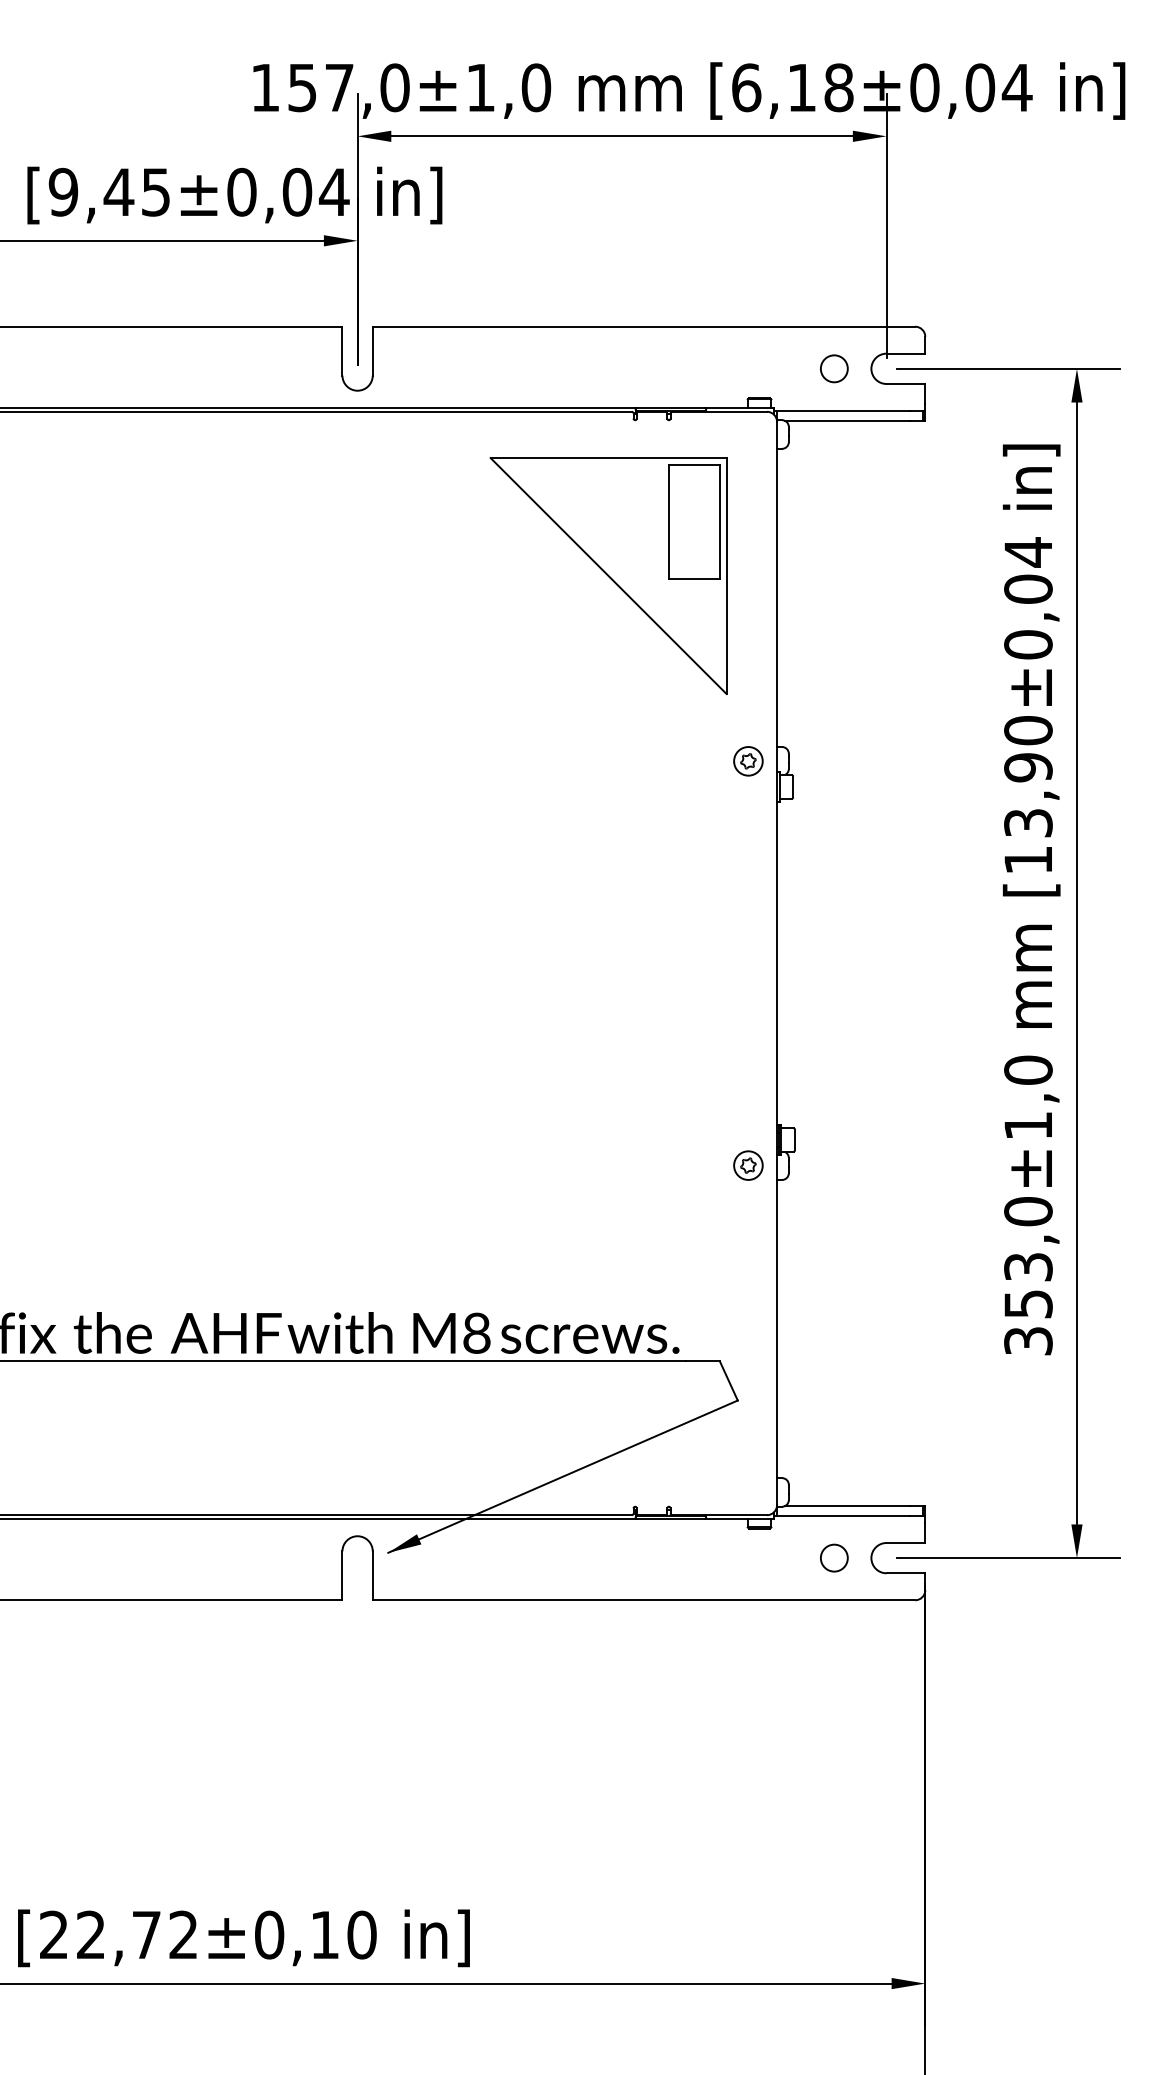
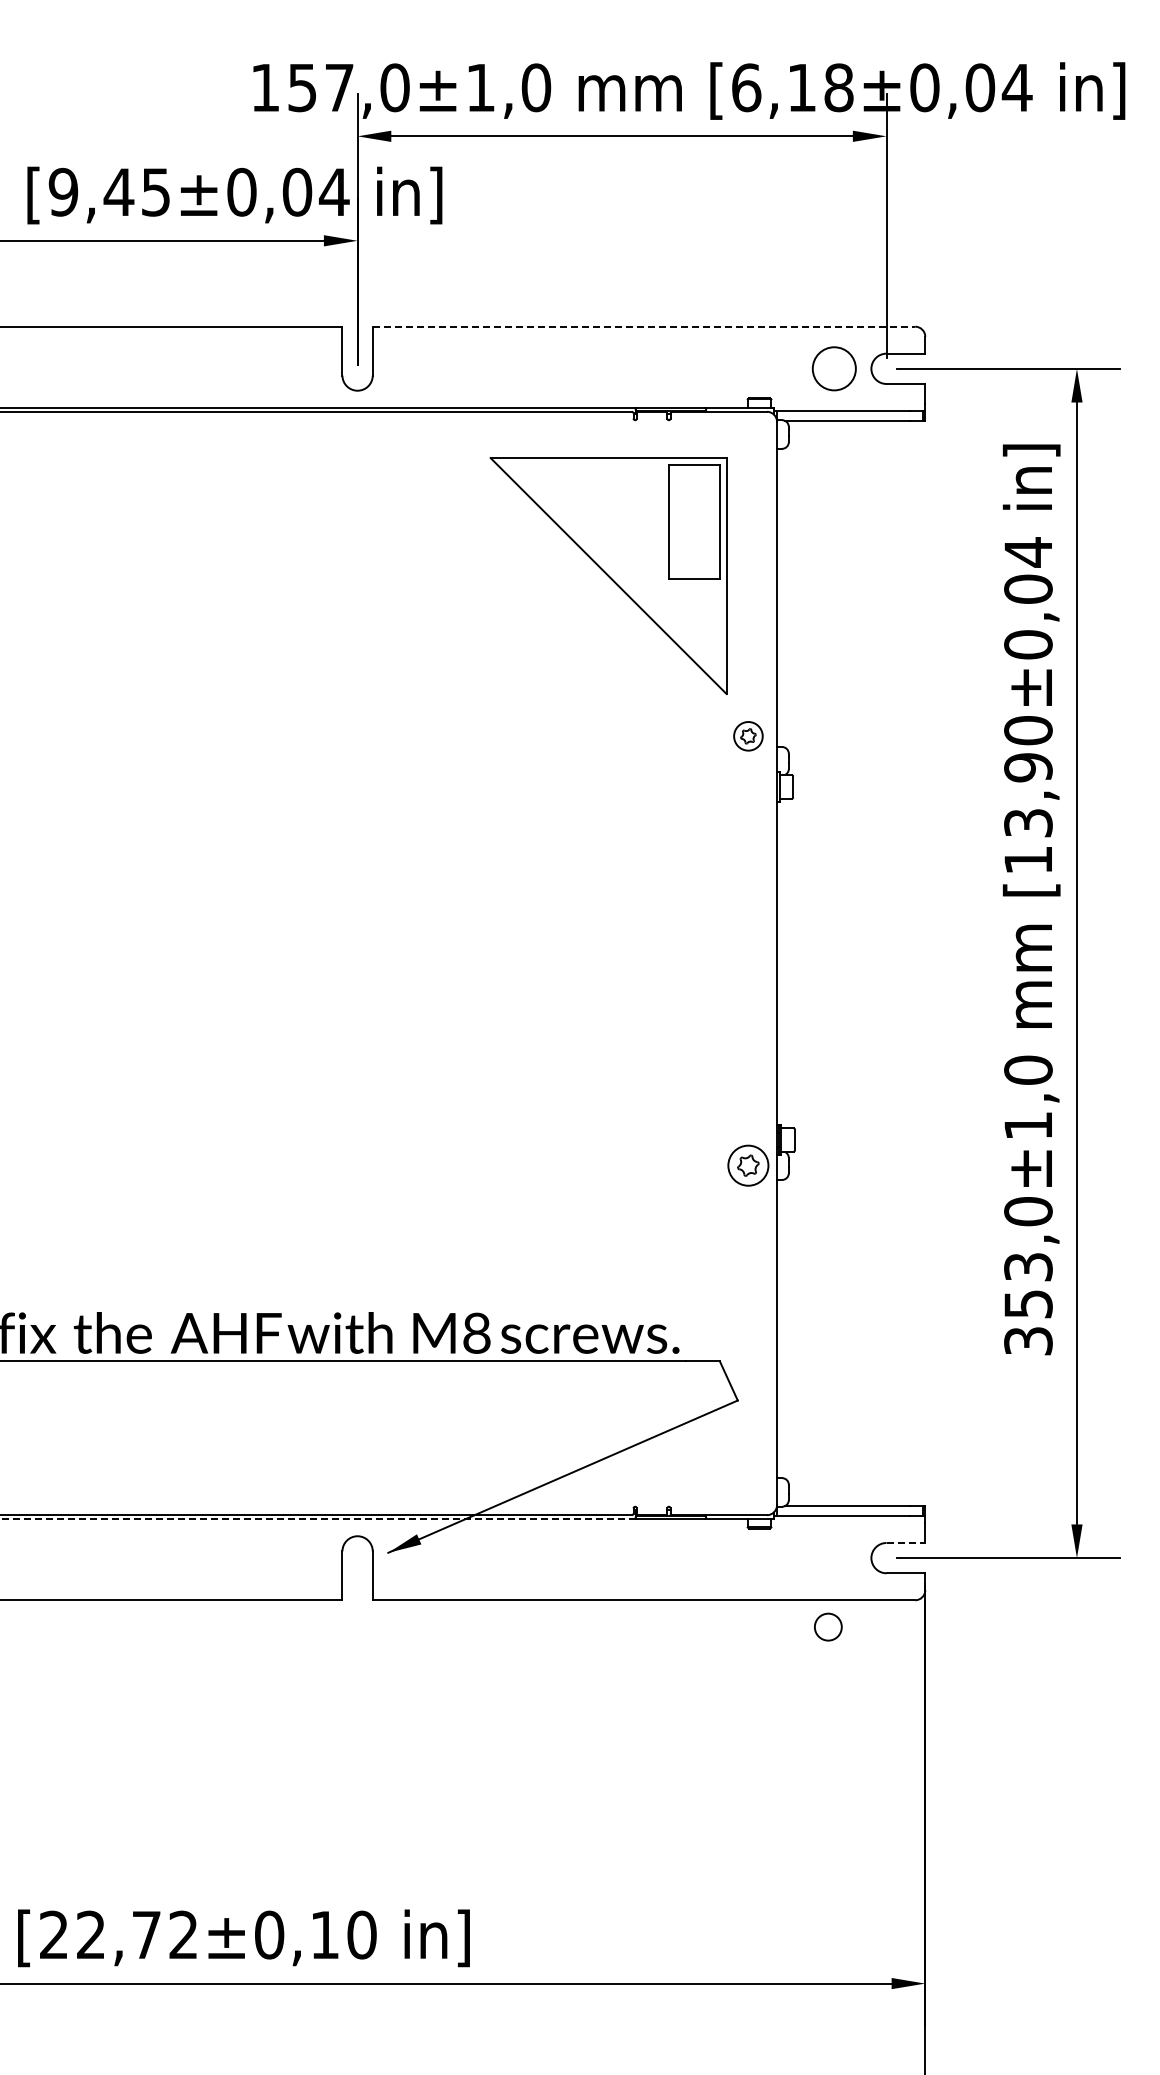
line: solid -> dashed (644, 326)
circle diameter: 27 px -> 43 px (833, 368)
part position: (748, 761) -> (748, 736) (748, 736)
part size: 31x31 px -> 43x43 px (748, 1165)
line: solid -> dashed (317, 1519)
line: solid -> dashed (906, 1542)
circle position: (834, 1557) -> (828, 1626) (828, 1626)
